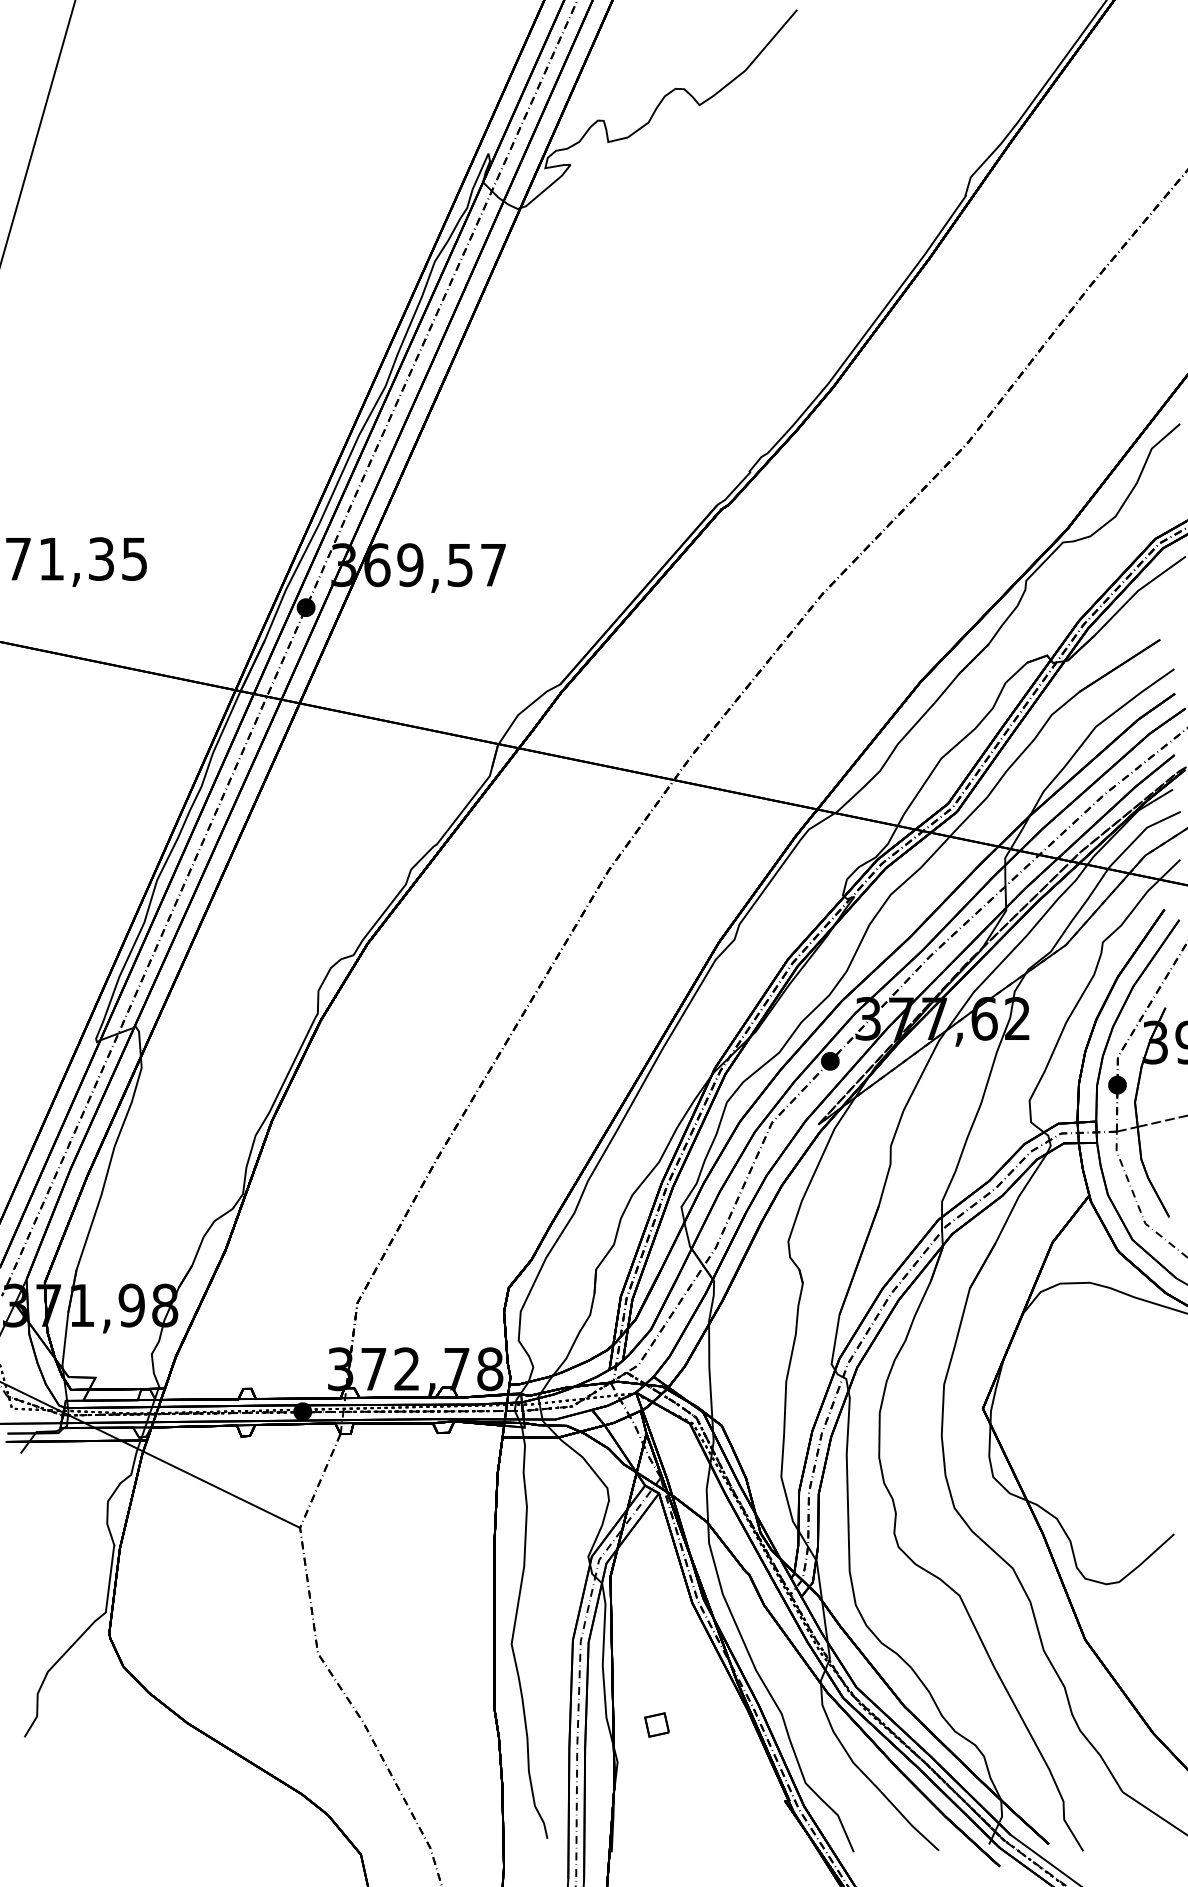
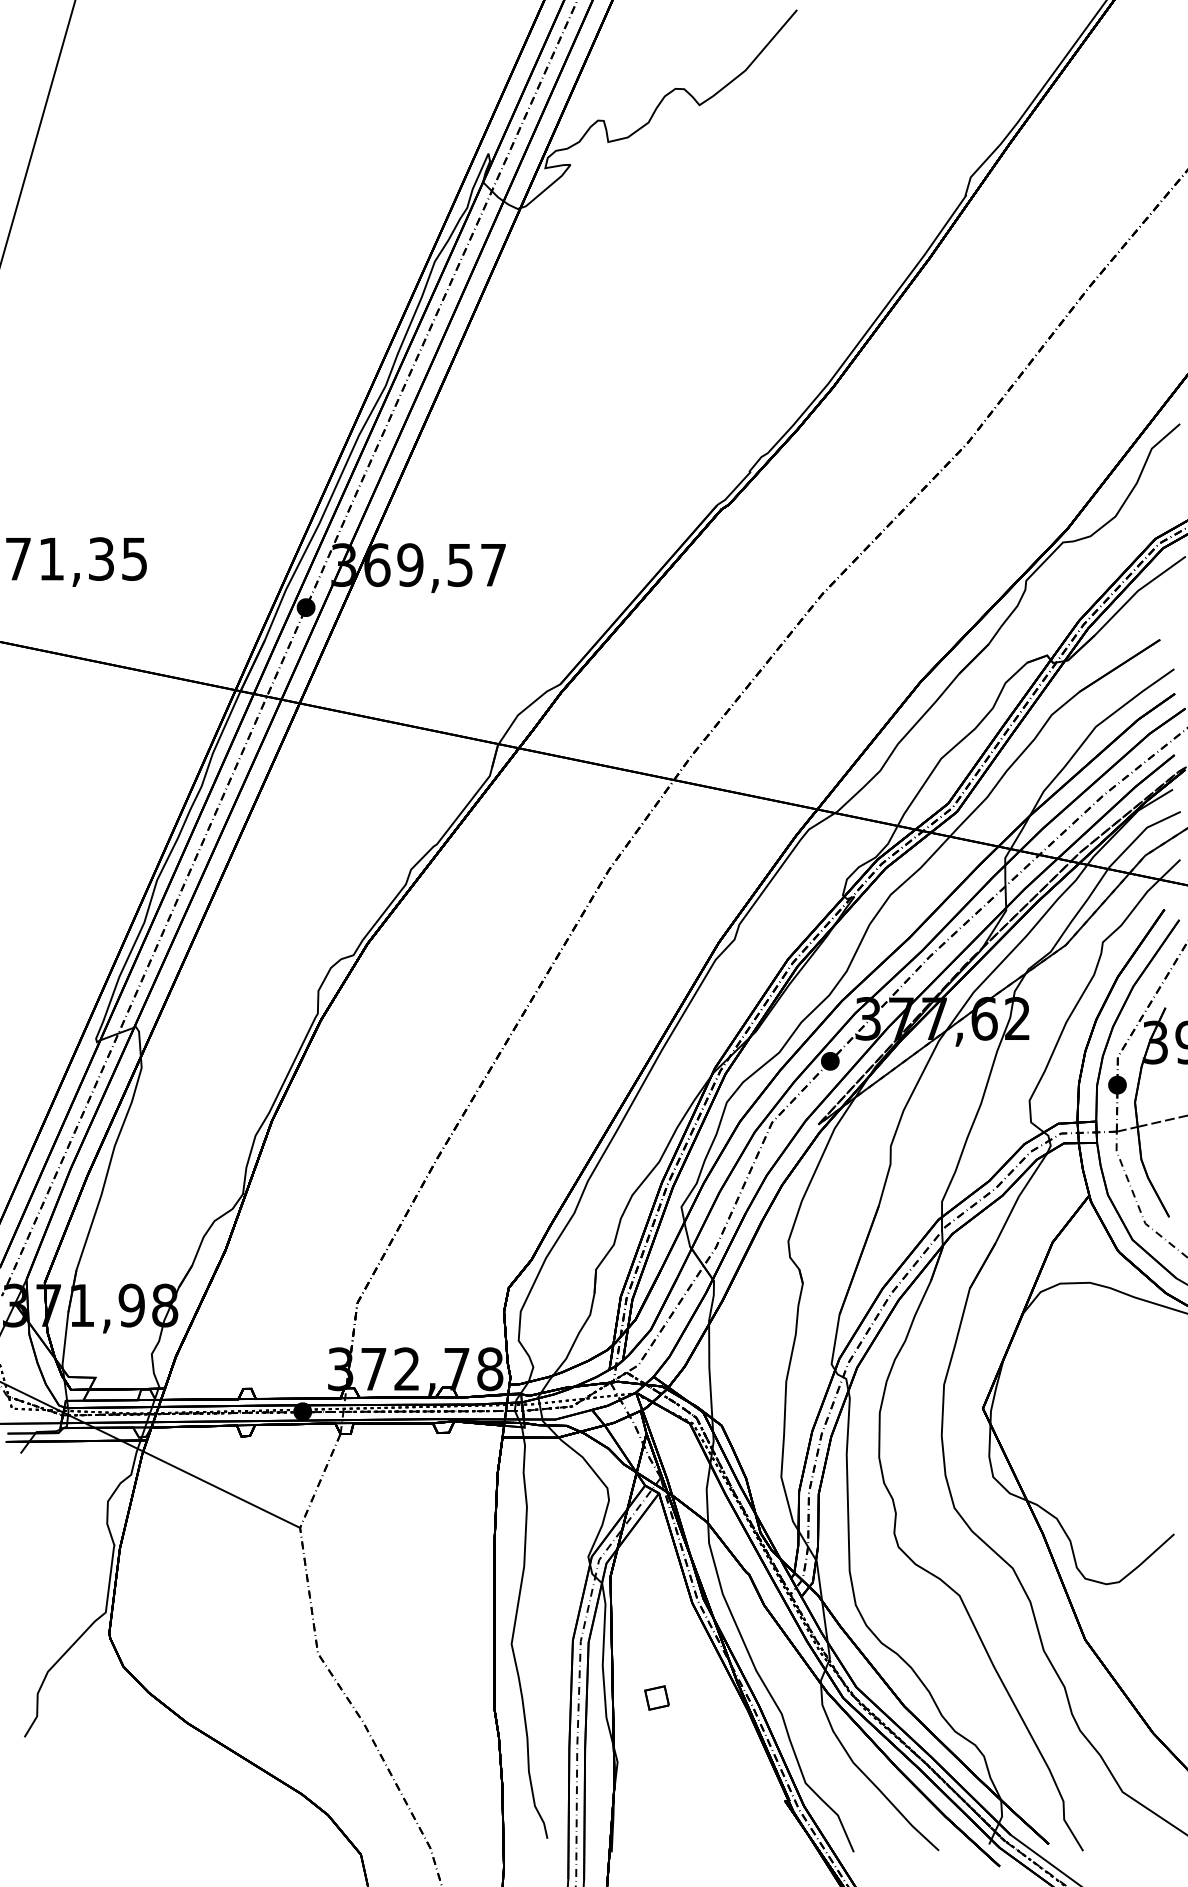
part position: (656, 1724) -> (656, 1697) (656, 1697)
